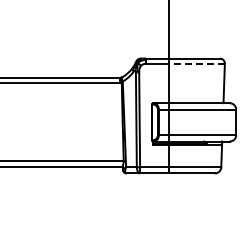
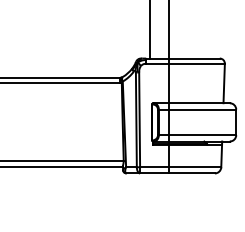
line: none -> present (150, 30)
line: dashed -> solid (197, 63)
